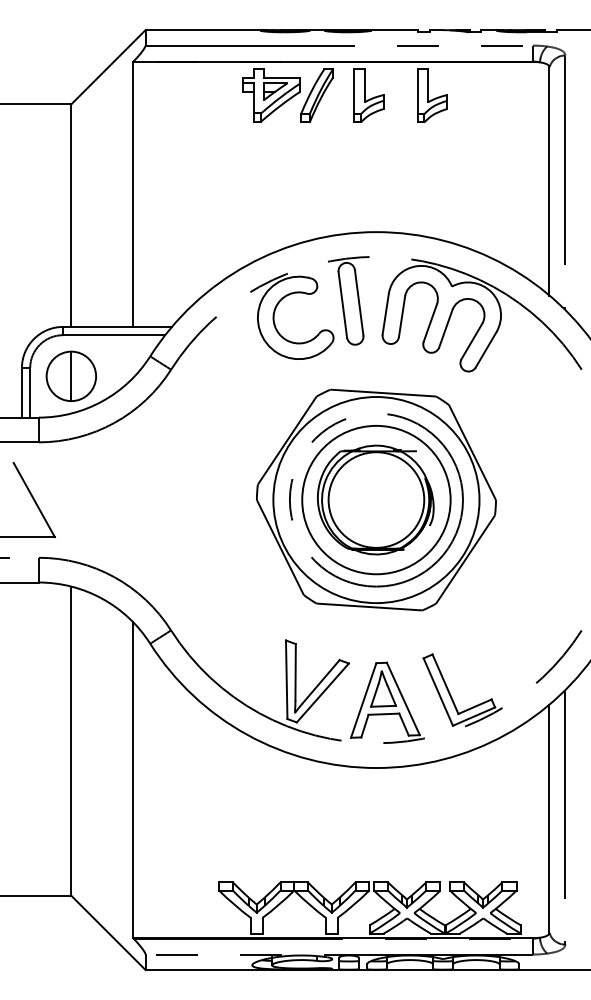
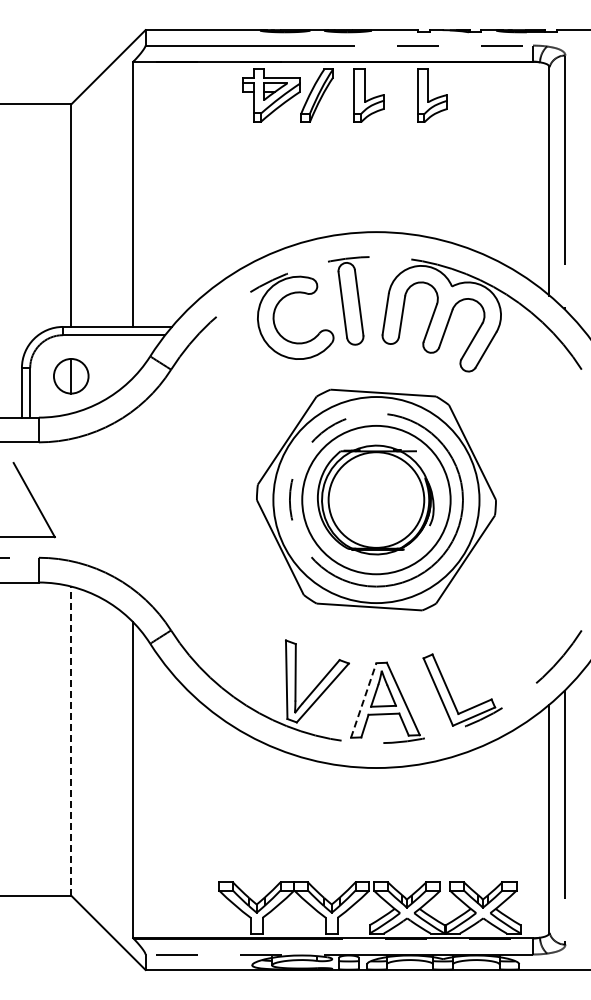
part size: 52x52 px -> 37x37 px (71, 376)
line: solid -> dashed (363, 700)
line: solid -> dashed (71, 741)
